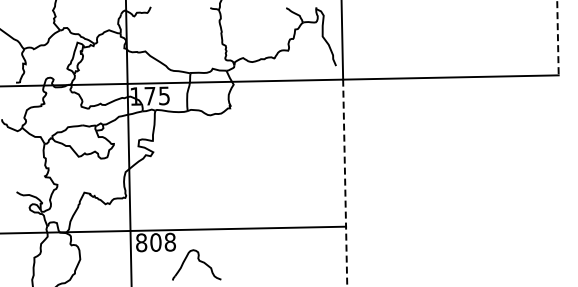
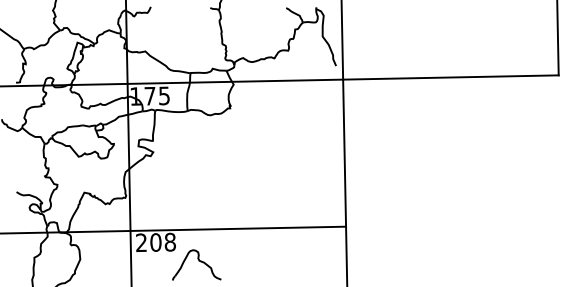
line: dashed -> solid (557, 38)
line: dashed -> solid (345, 183)
text: 808 -> 208 (141, 242)
